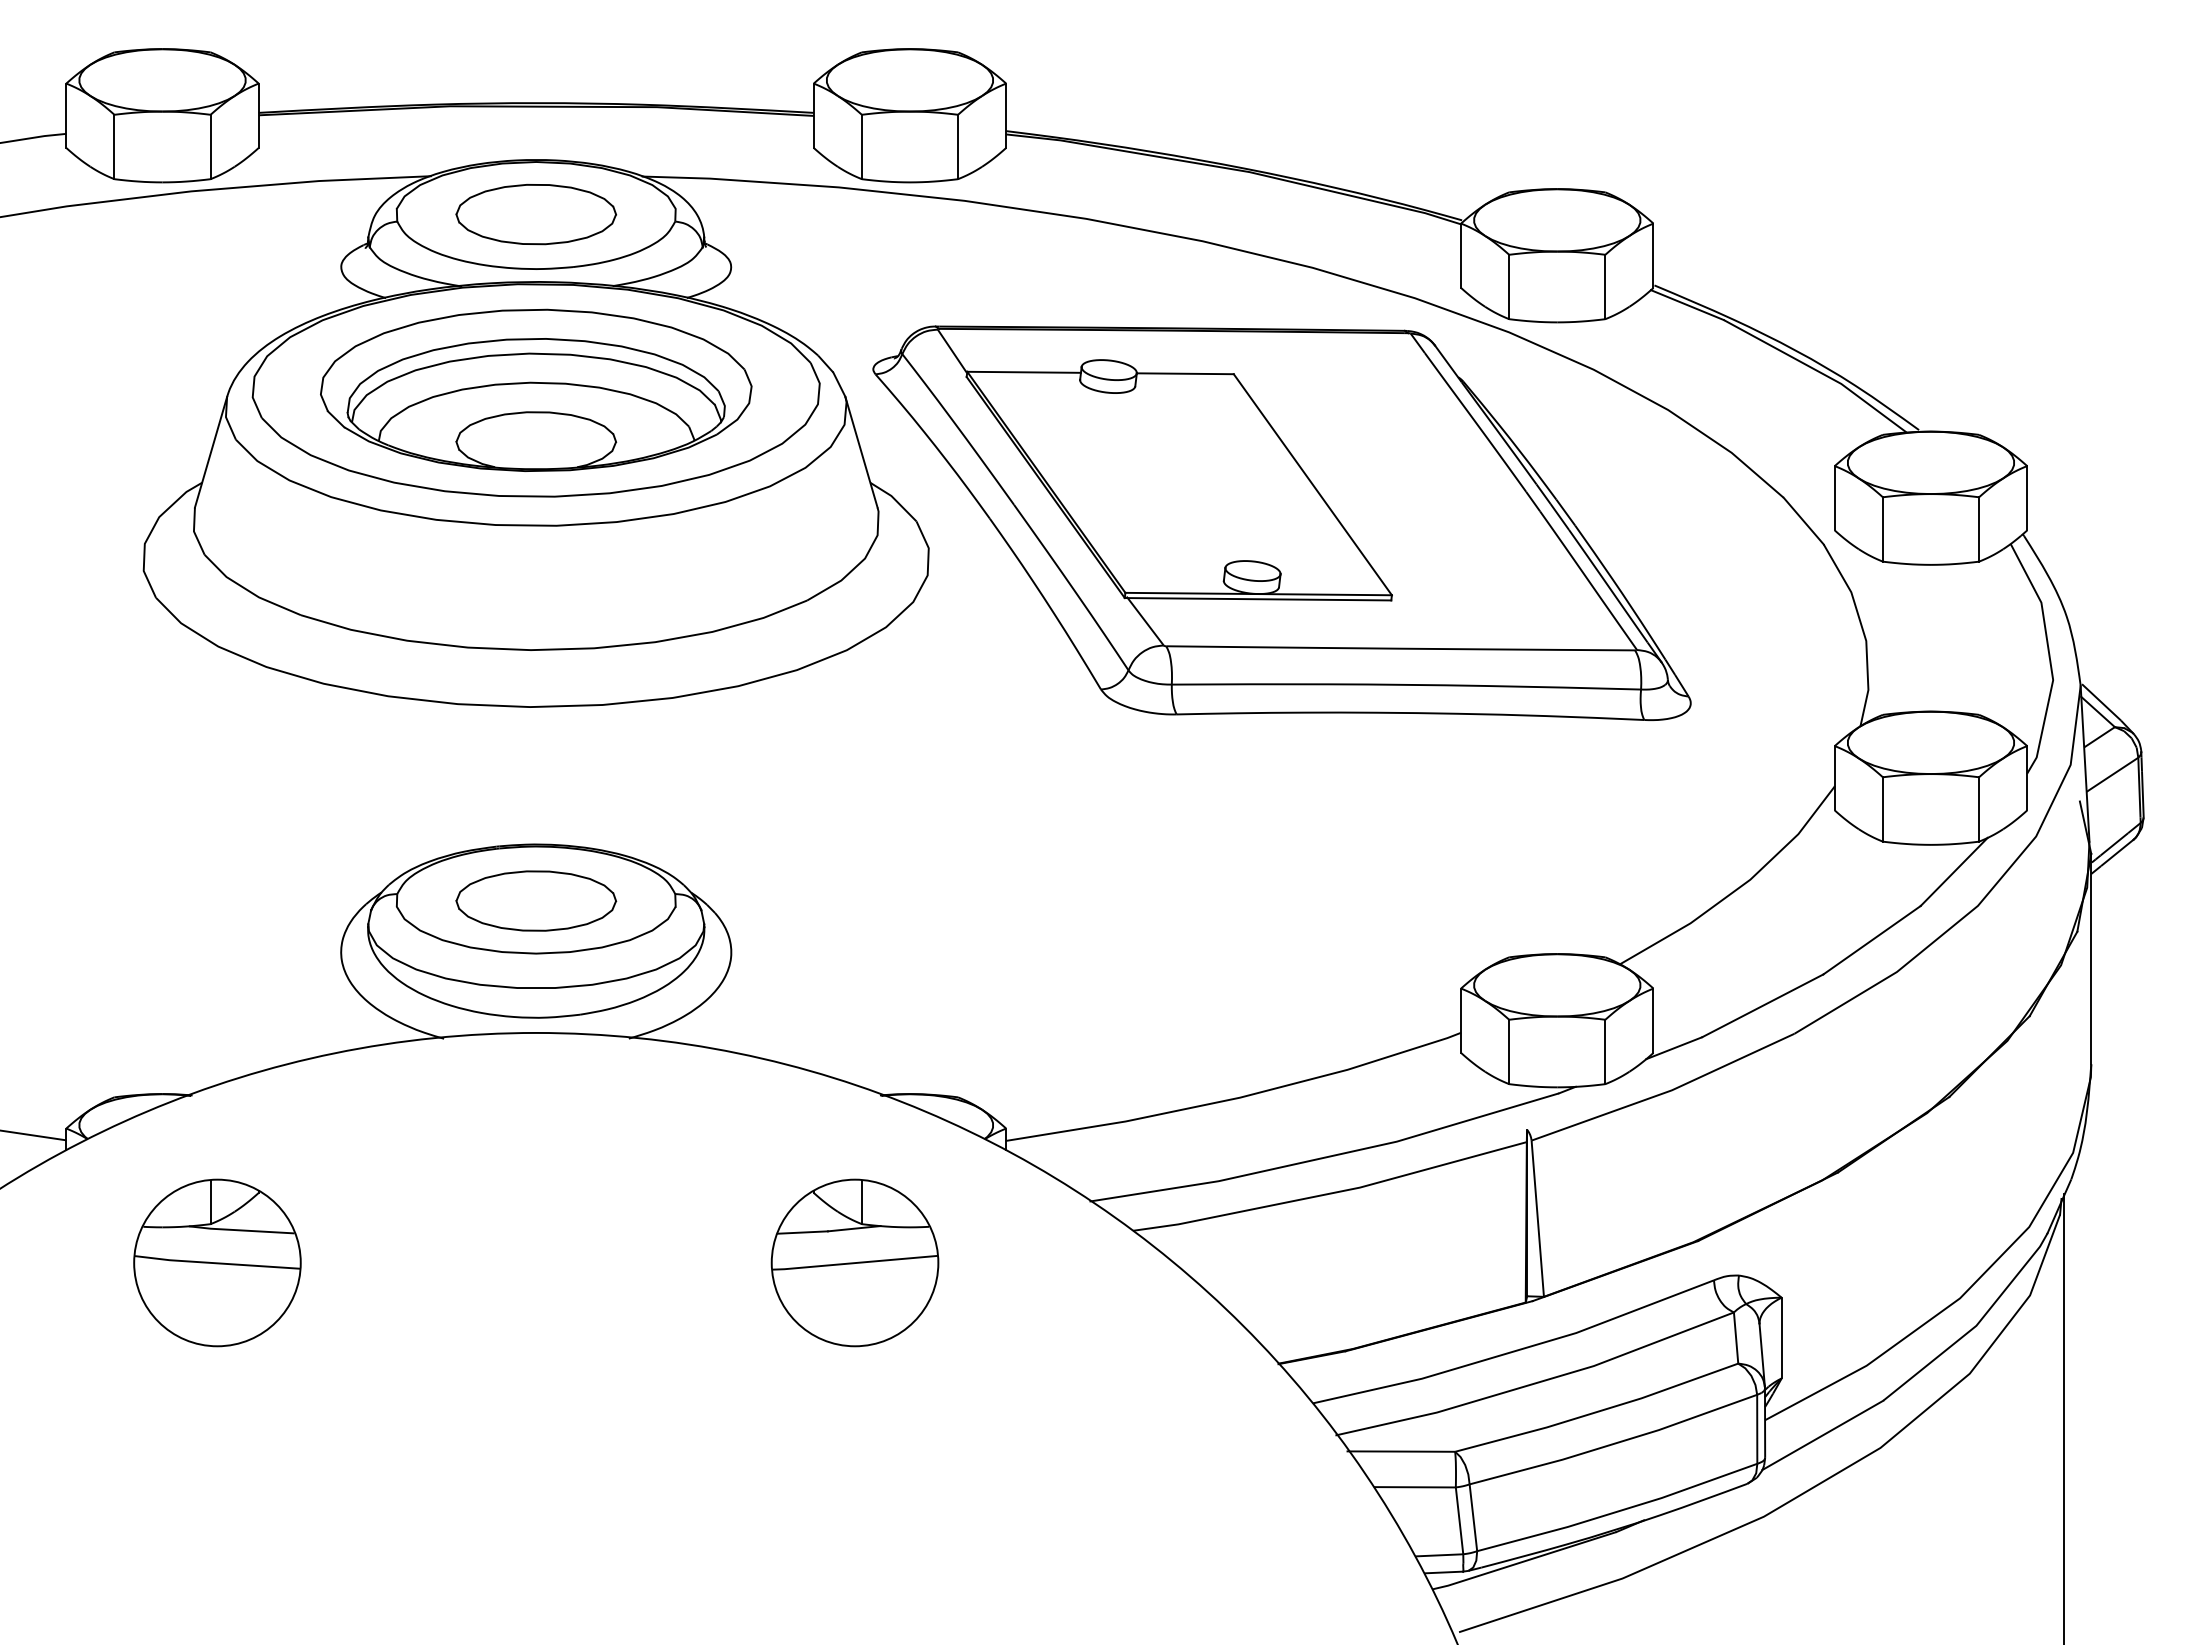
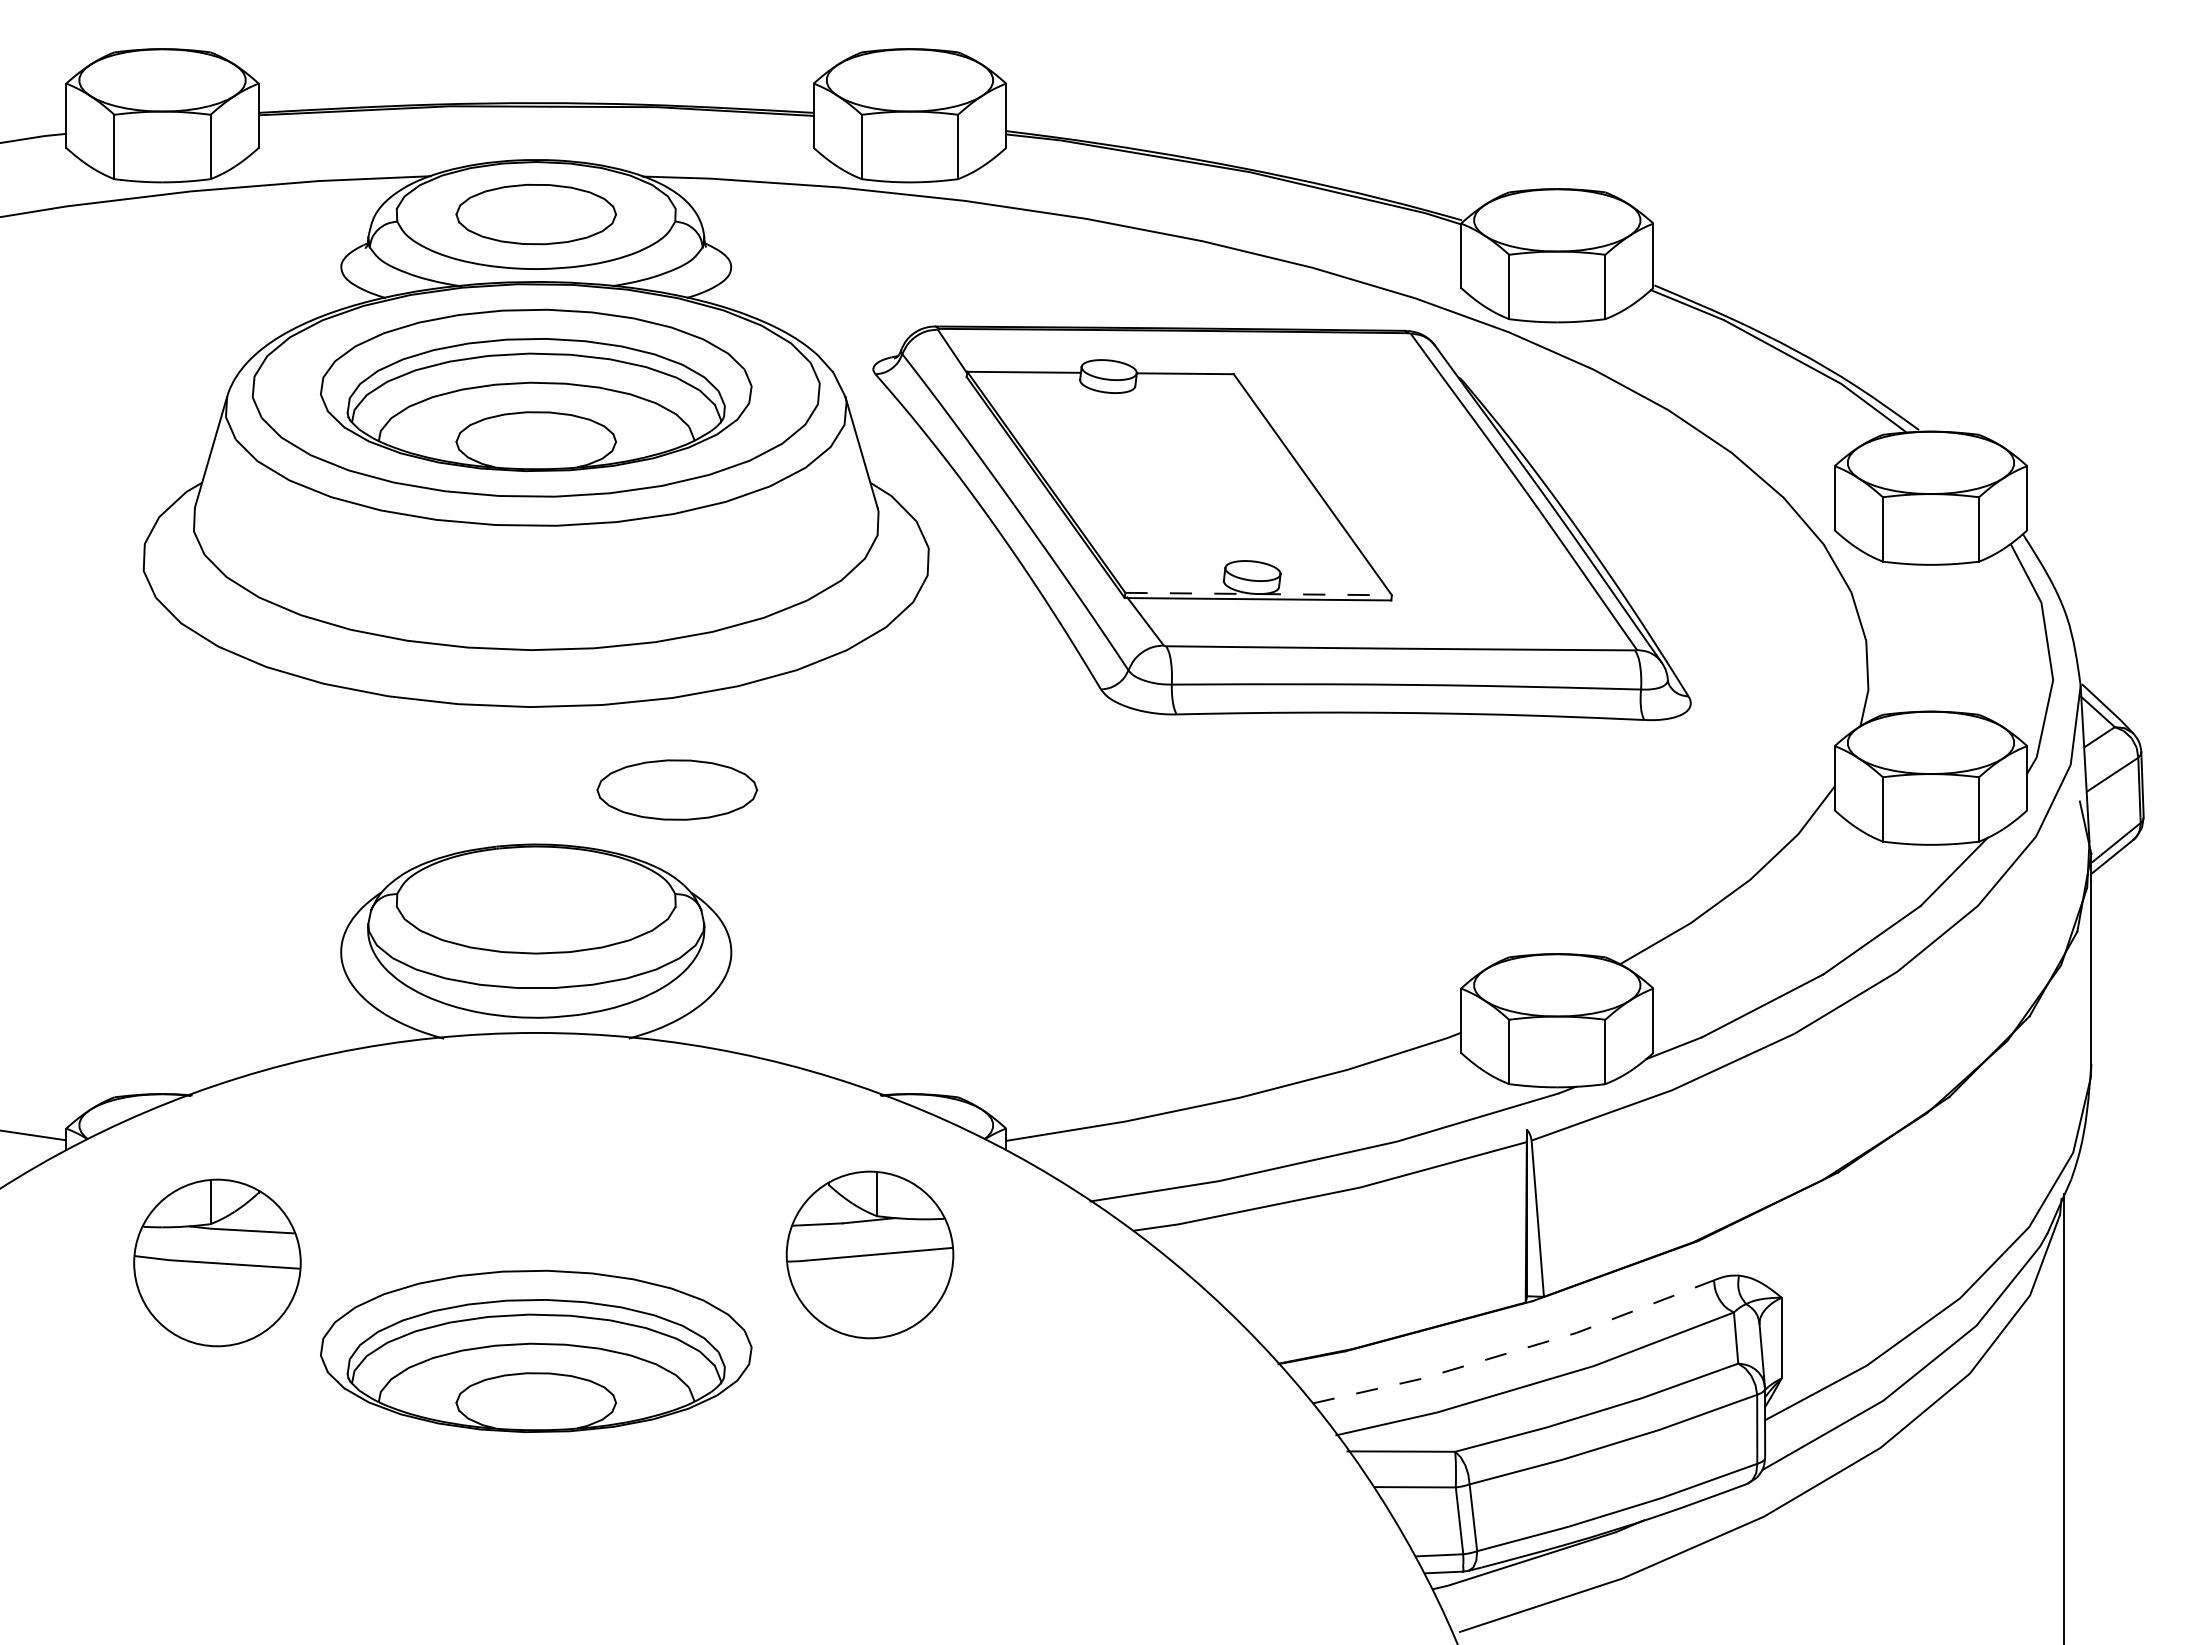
line: solid -> dashed (1259, 594)
part position: (536, 900) -> (677, 789) (677, 789)
part position: (854, 1262) -> (869, 1254) (869, 1254)
part: none -> present (536, 1350)
line: solid -> dashed (1516, 1350)
